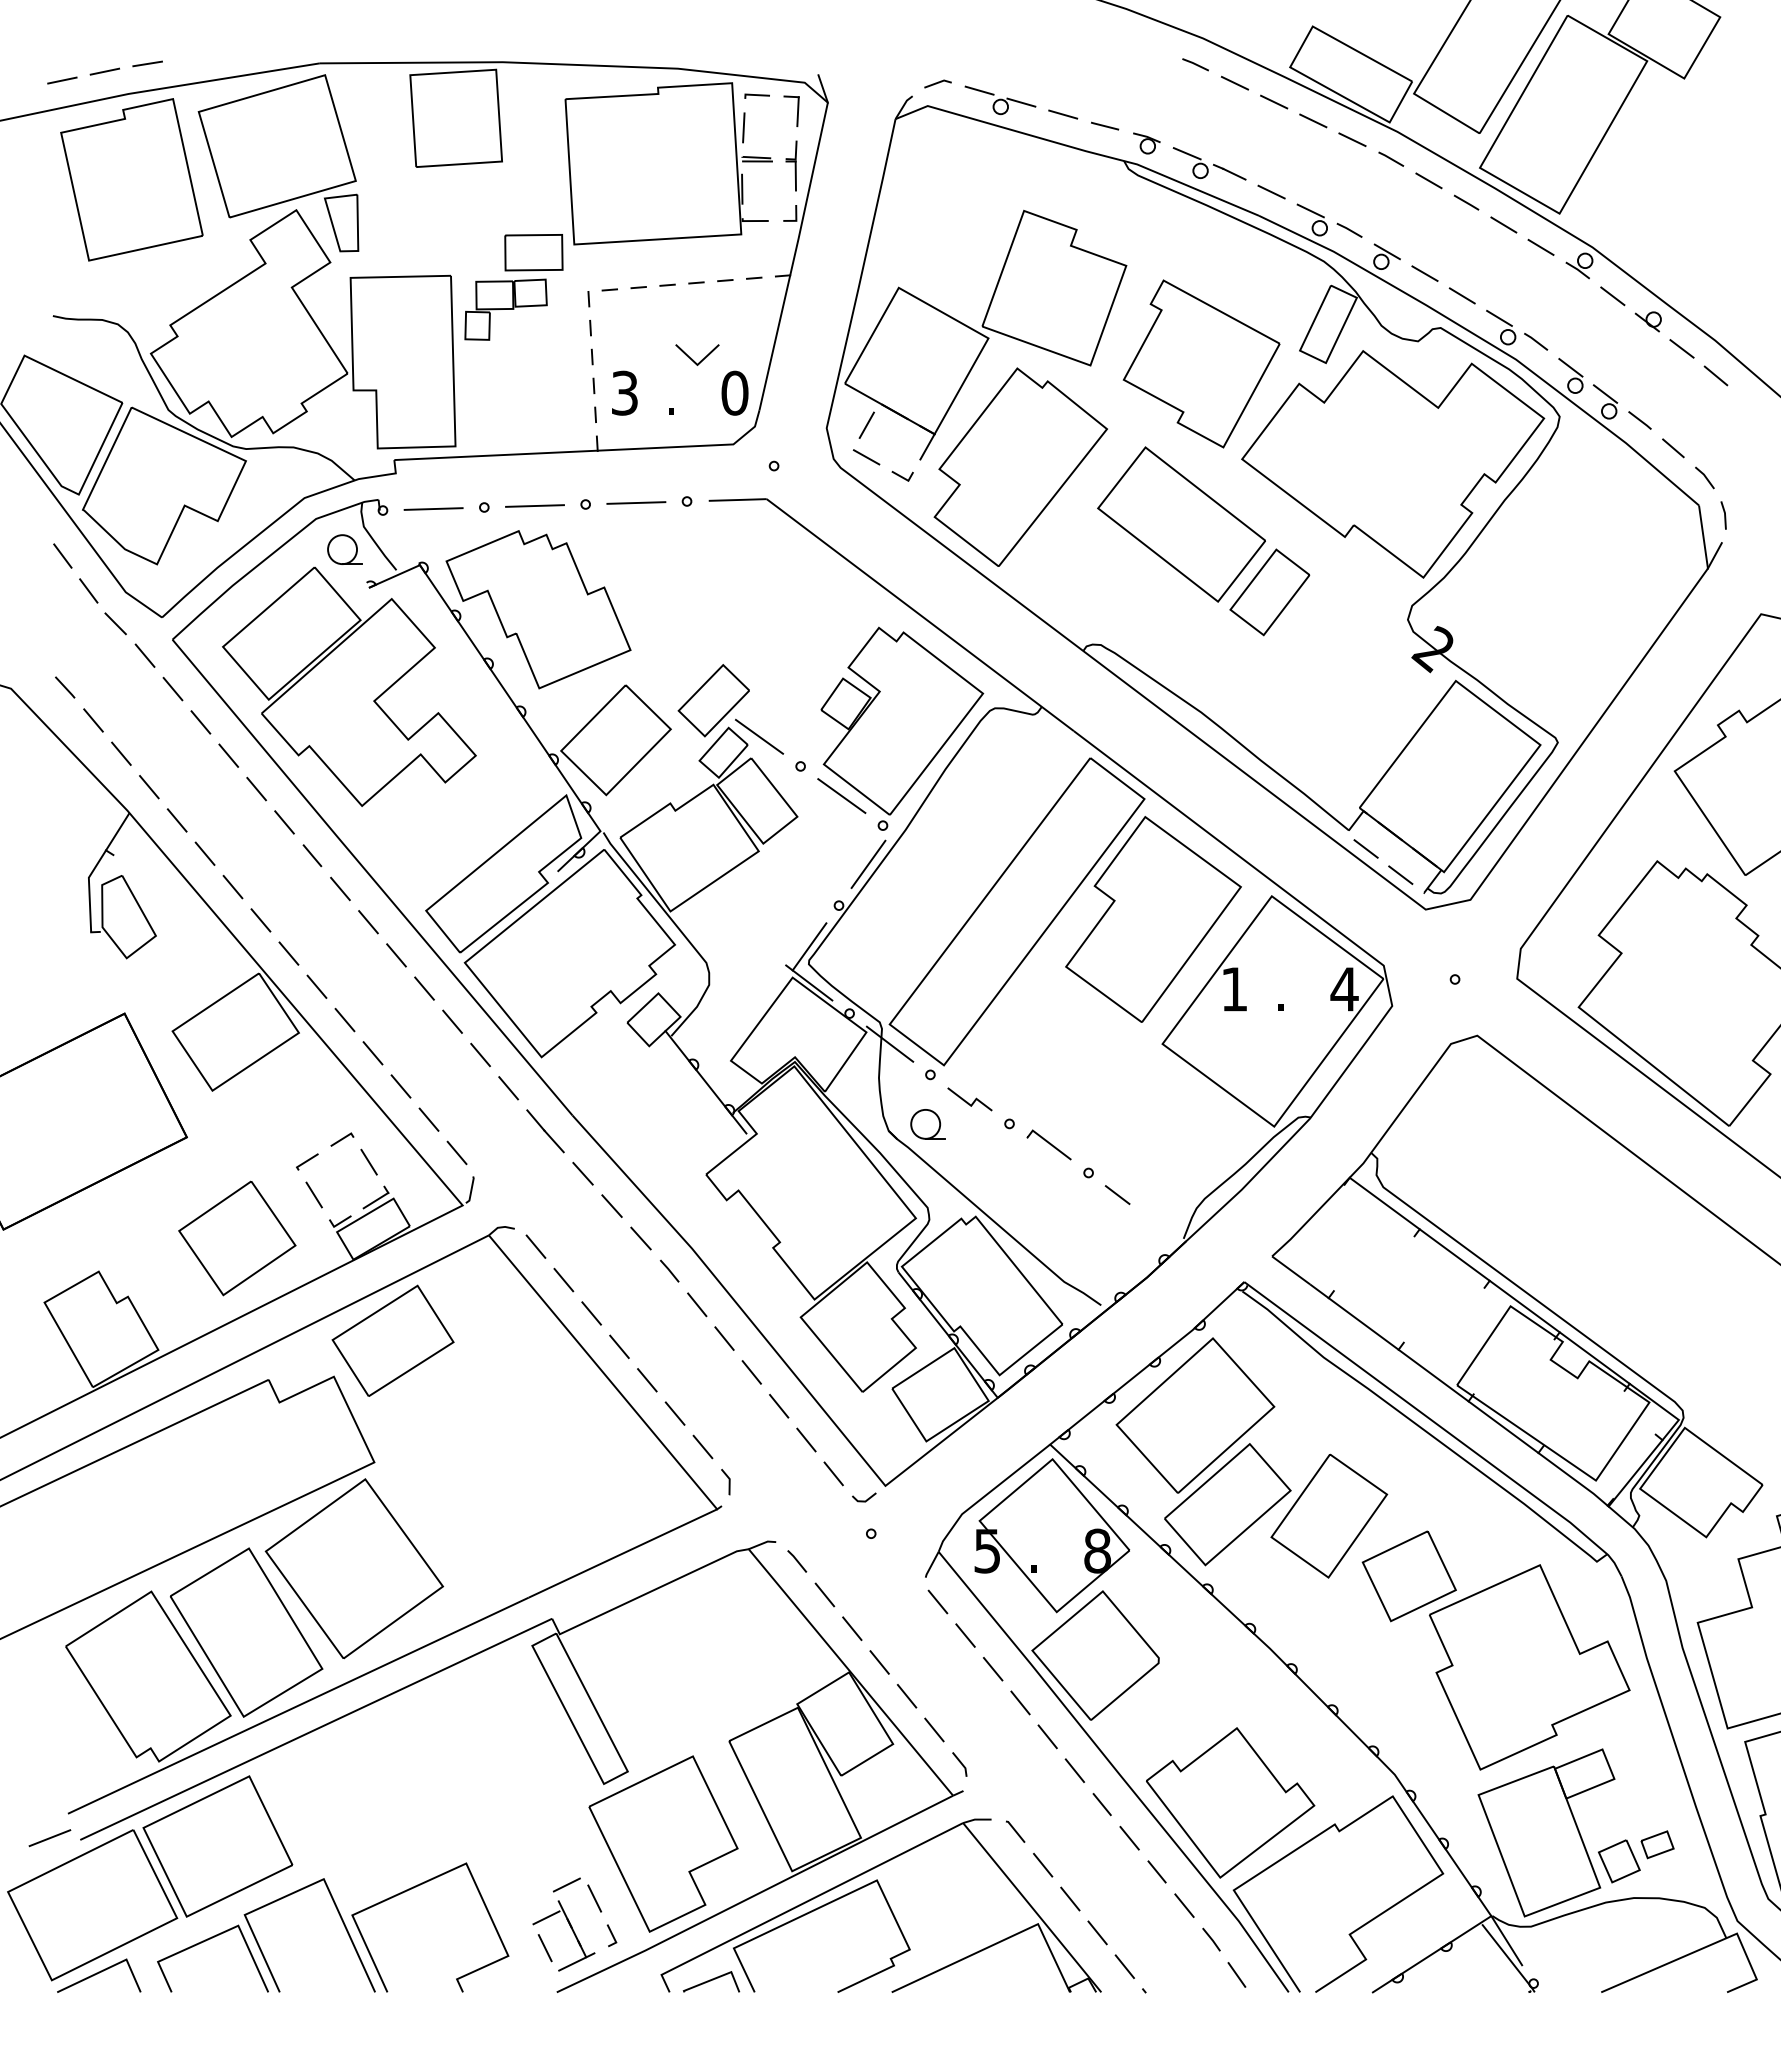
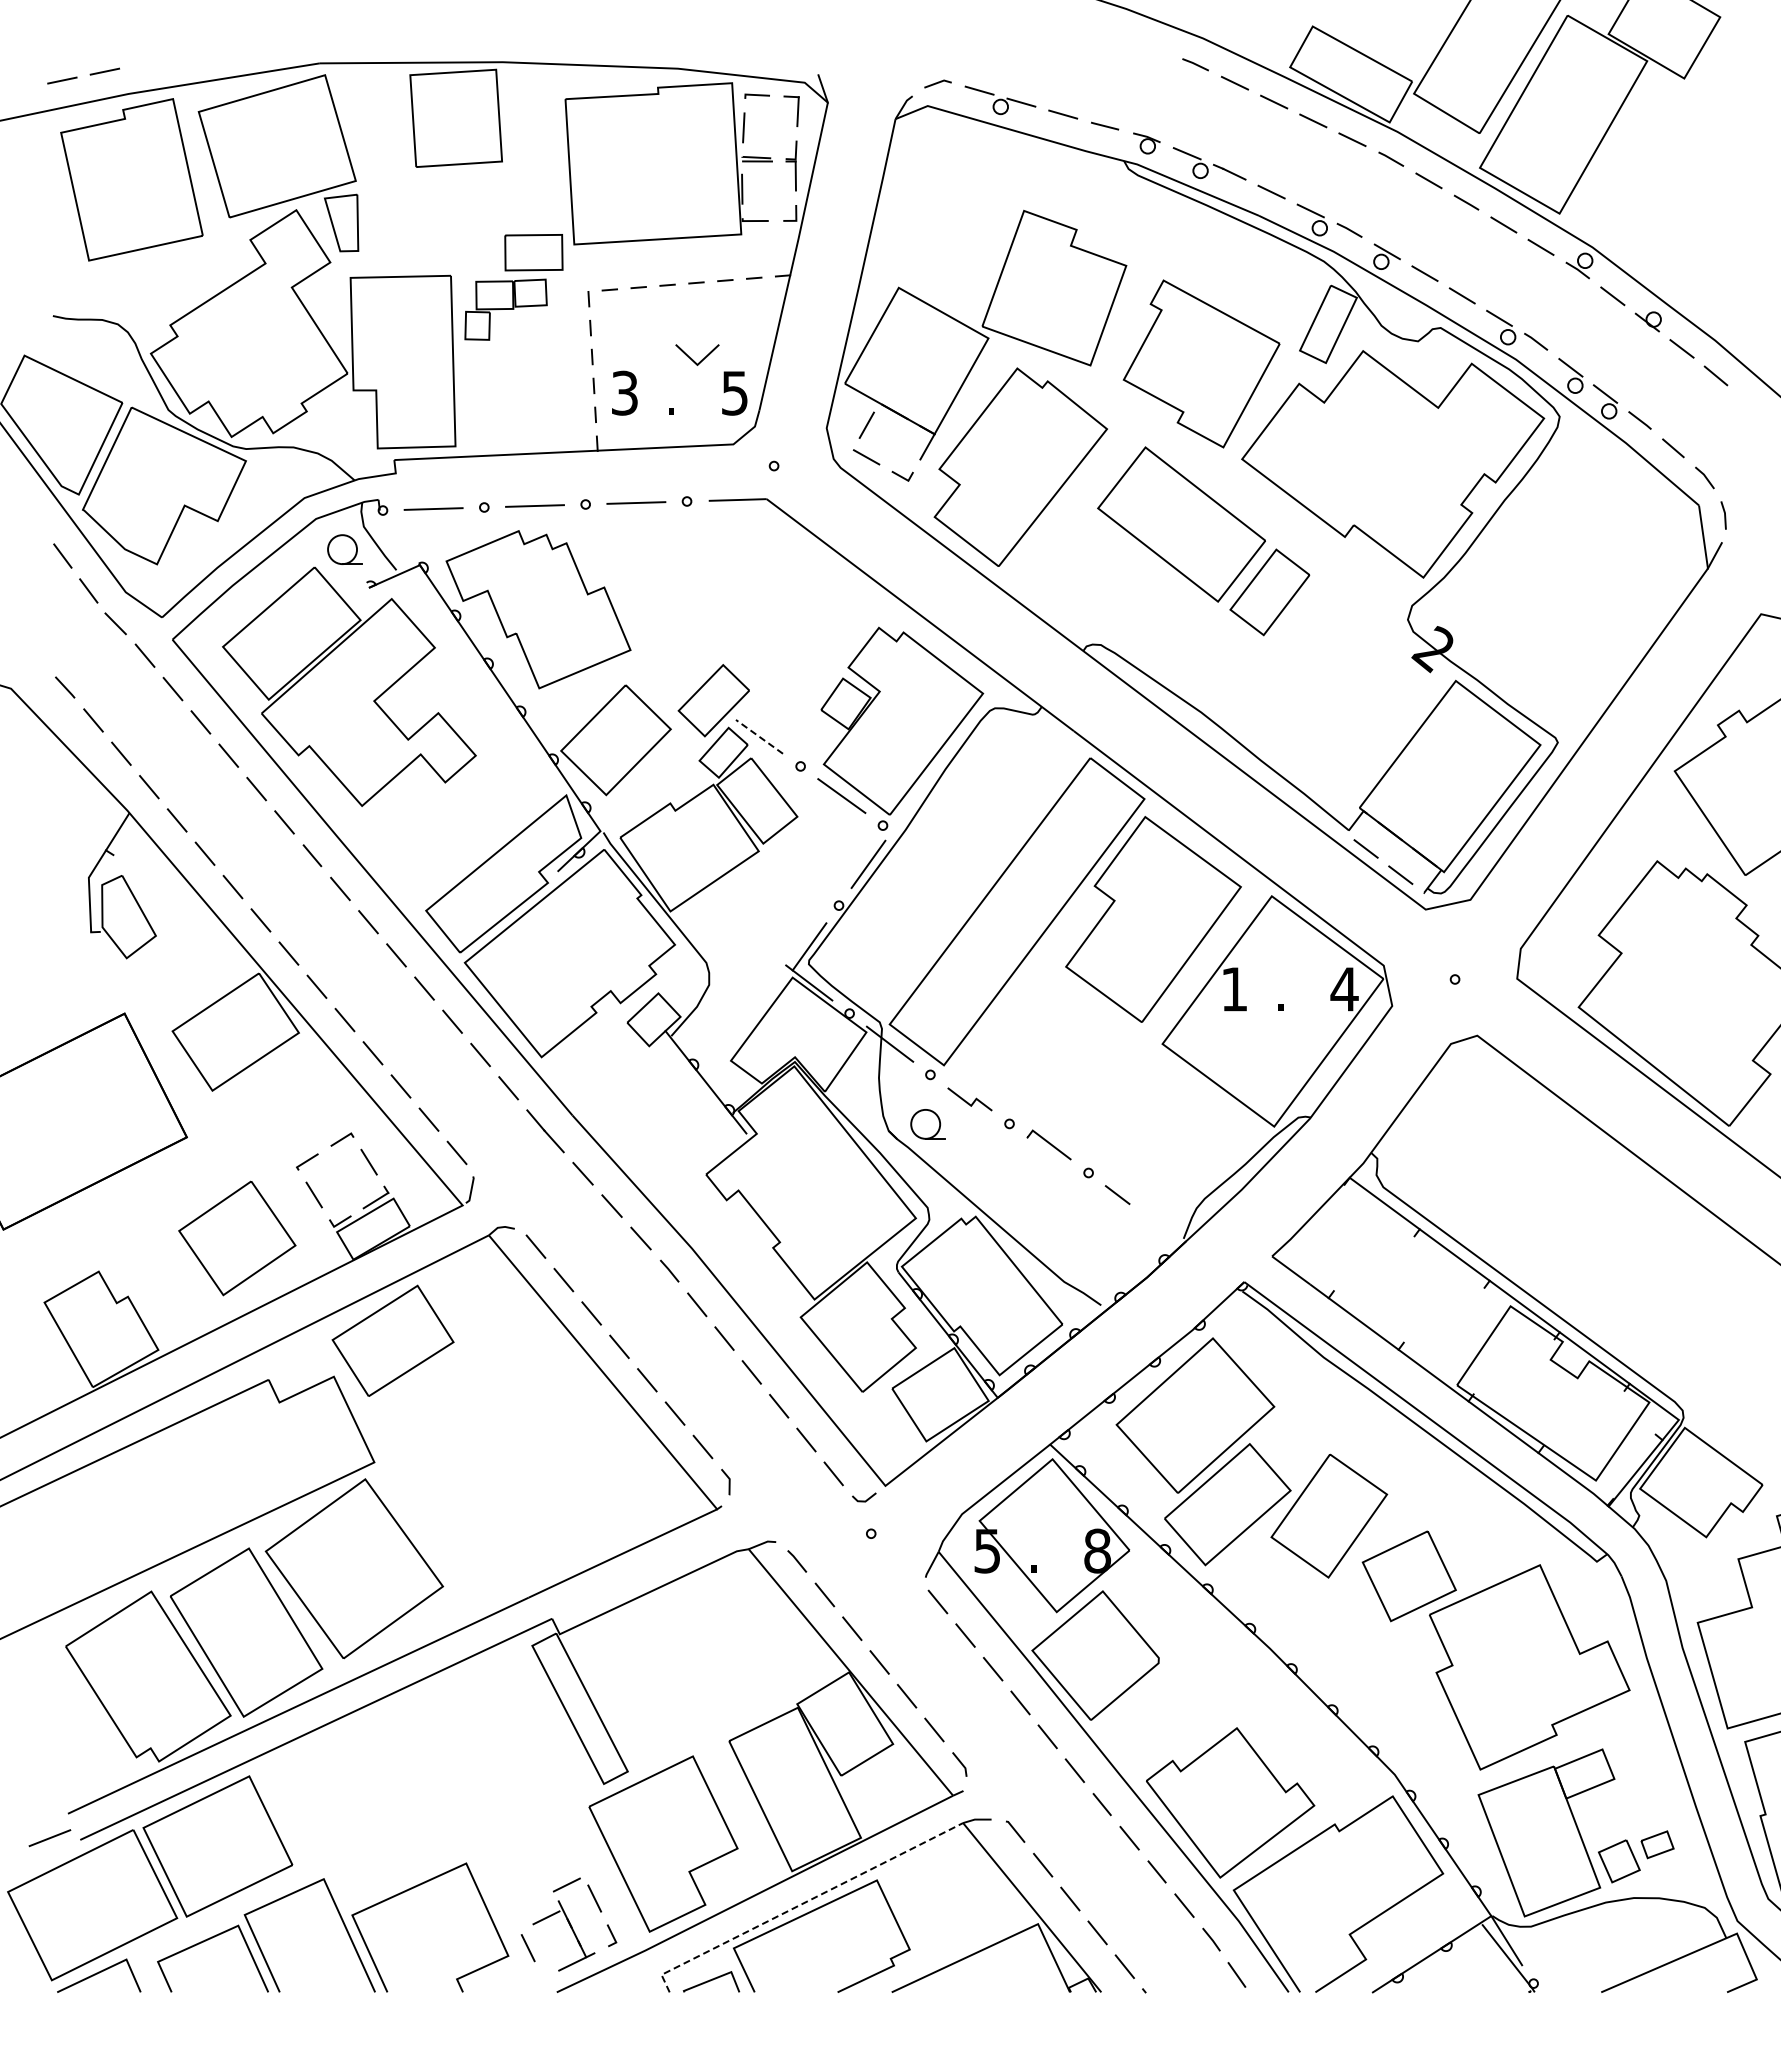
line: present -> none (147, 63)
text: 0 -> 5 (734, 392)
line: solid -> dashed (759, 736)
line: solid -> dashed (803, 1903)
line position: (544, 1948) -> (527, 1948) (527, 1948)
